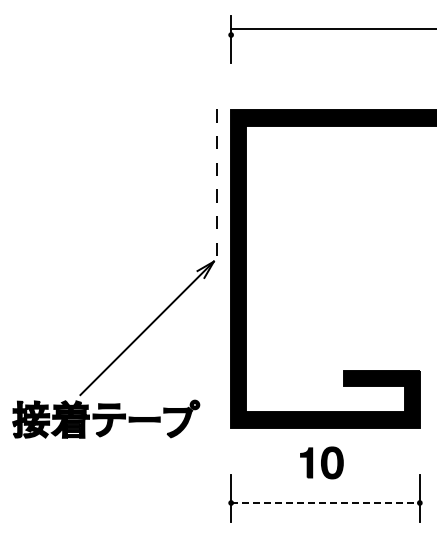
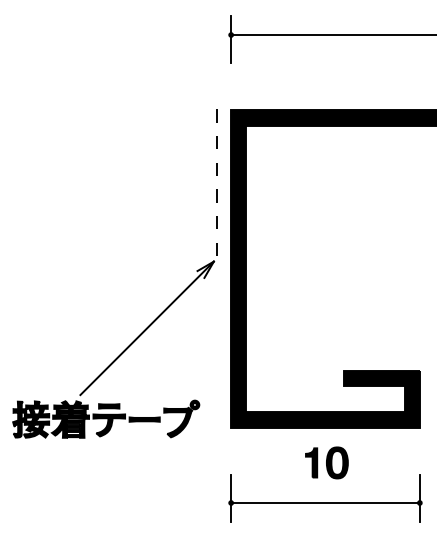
line position: (332, 29) -> (332, 35) (332, 35)
part position: (321, 462) -> (326, 462) (326, 462)
line: dashed -> solid (326, 502)
